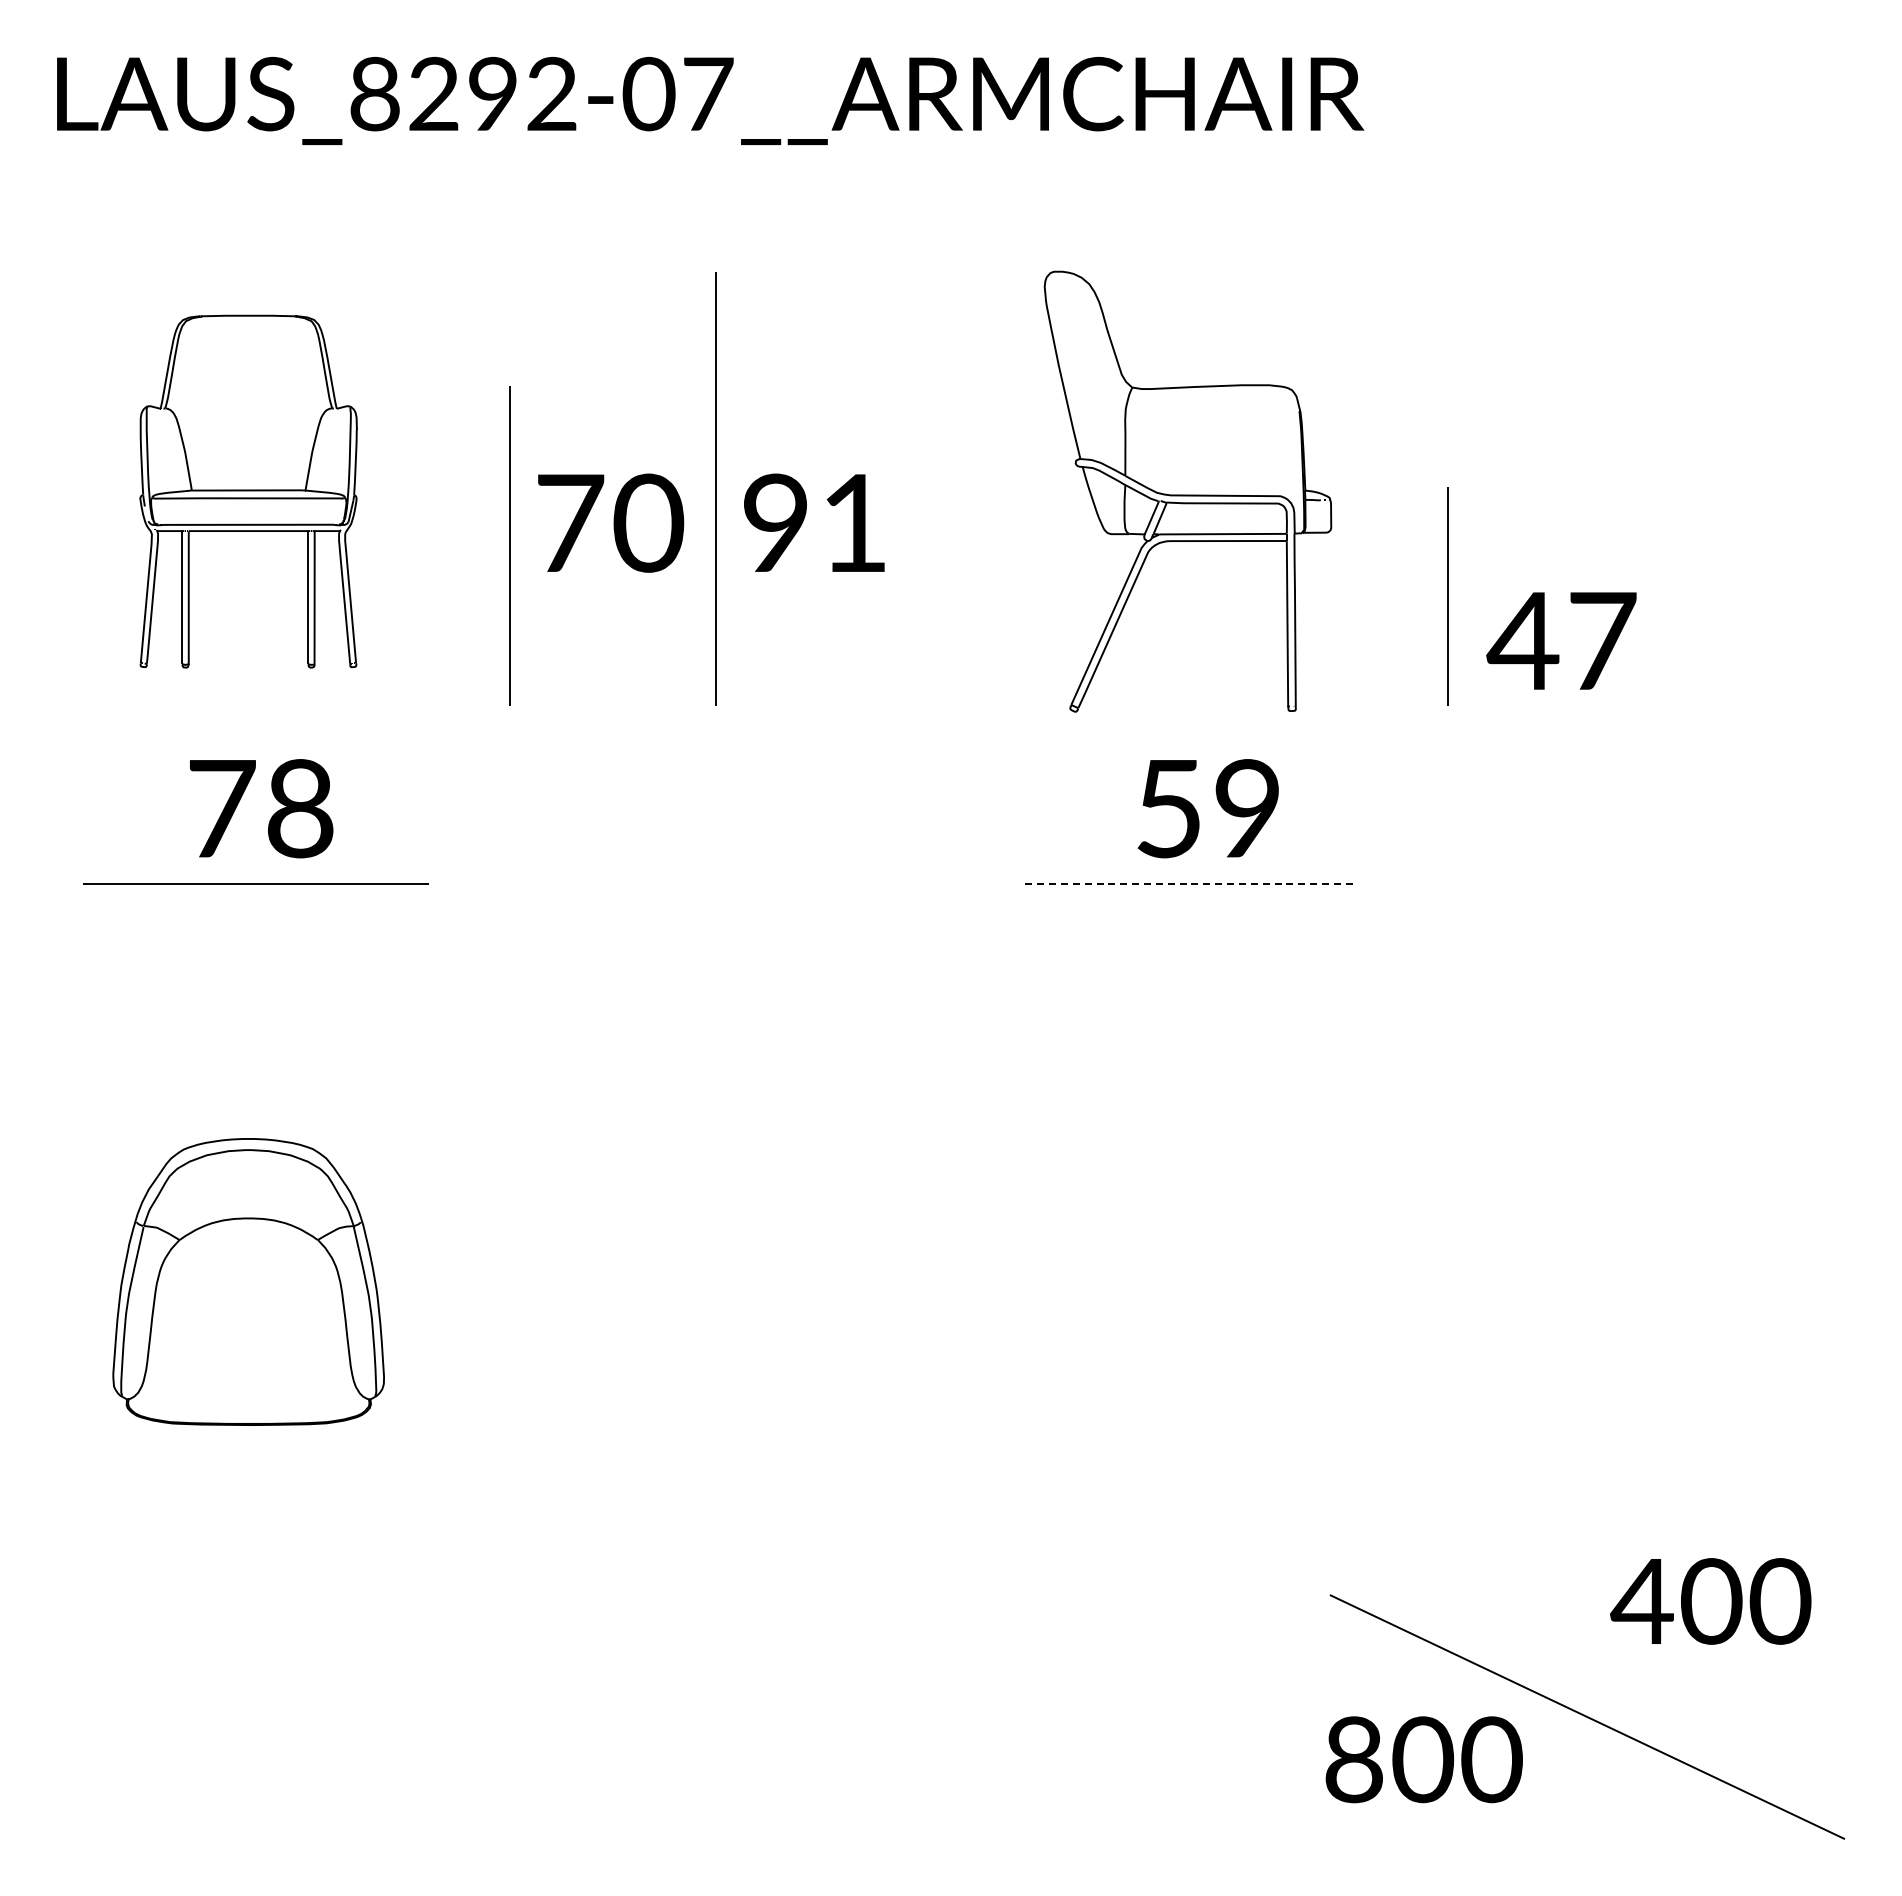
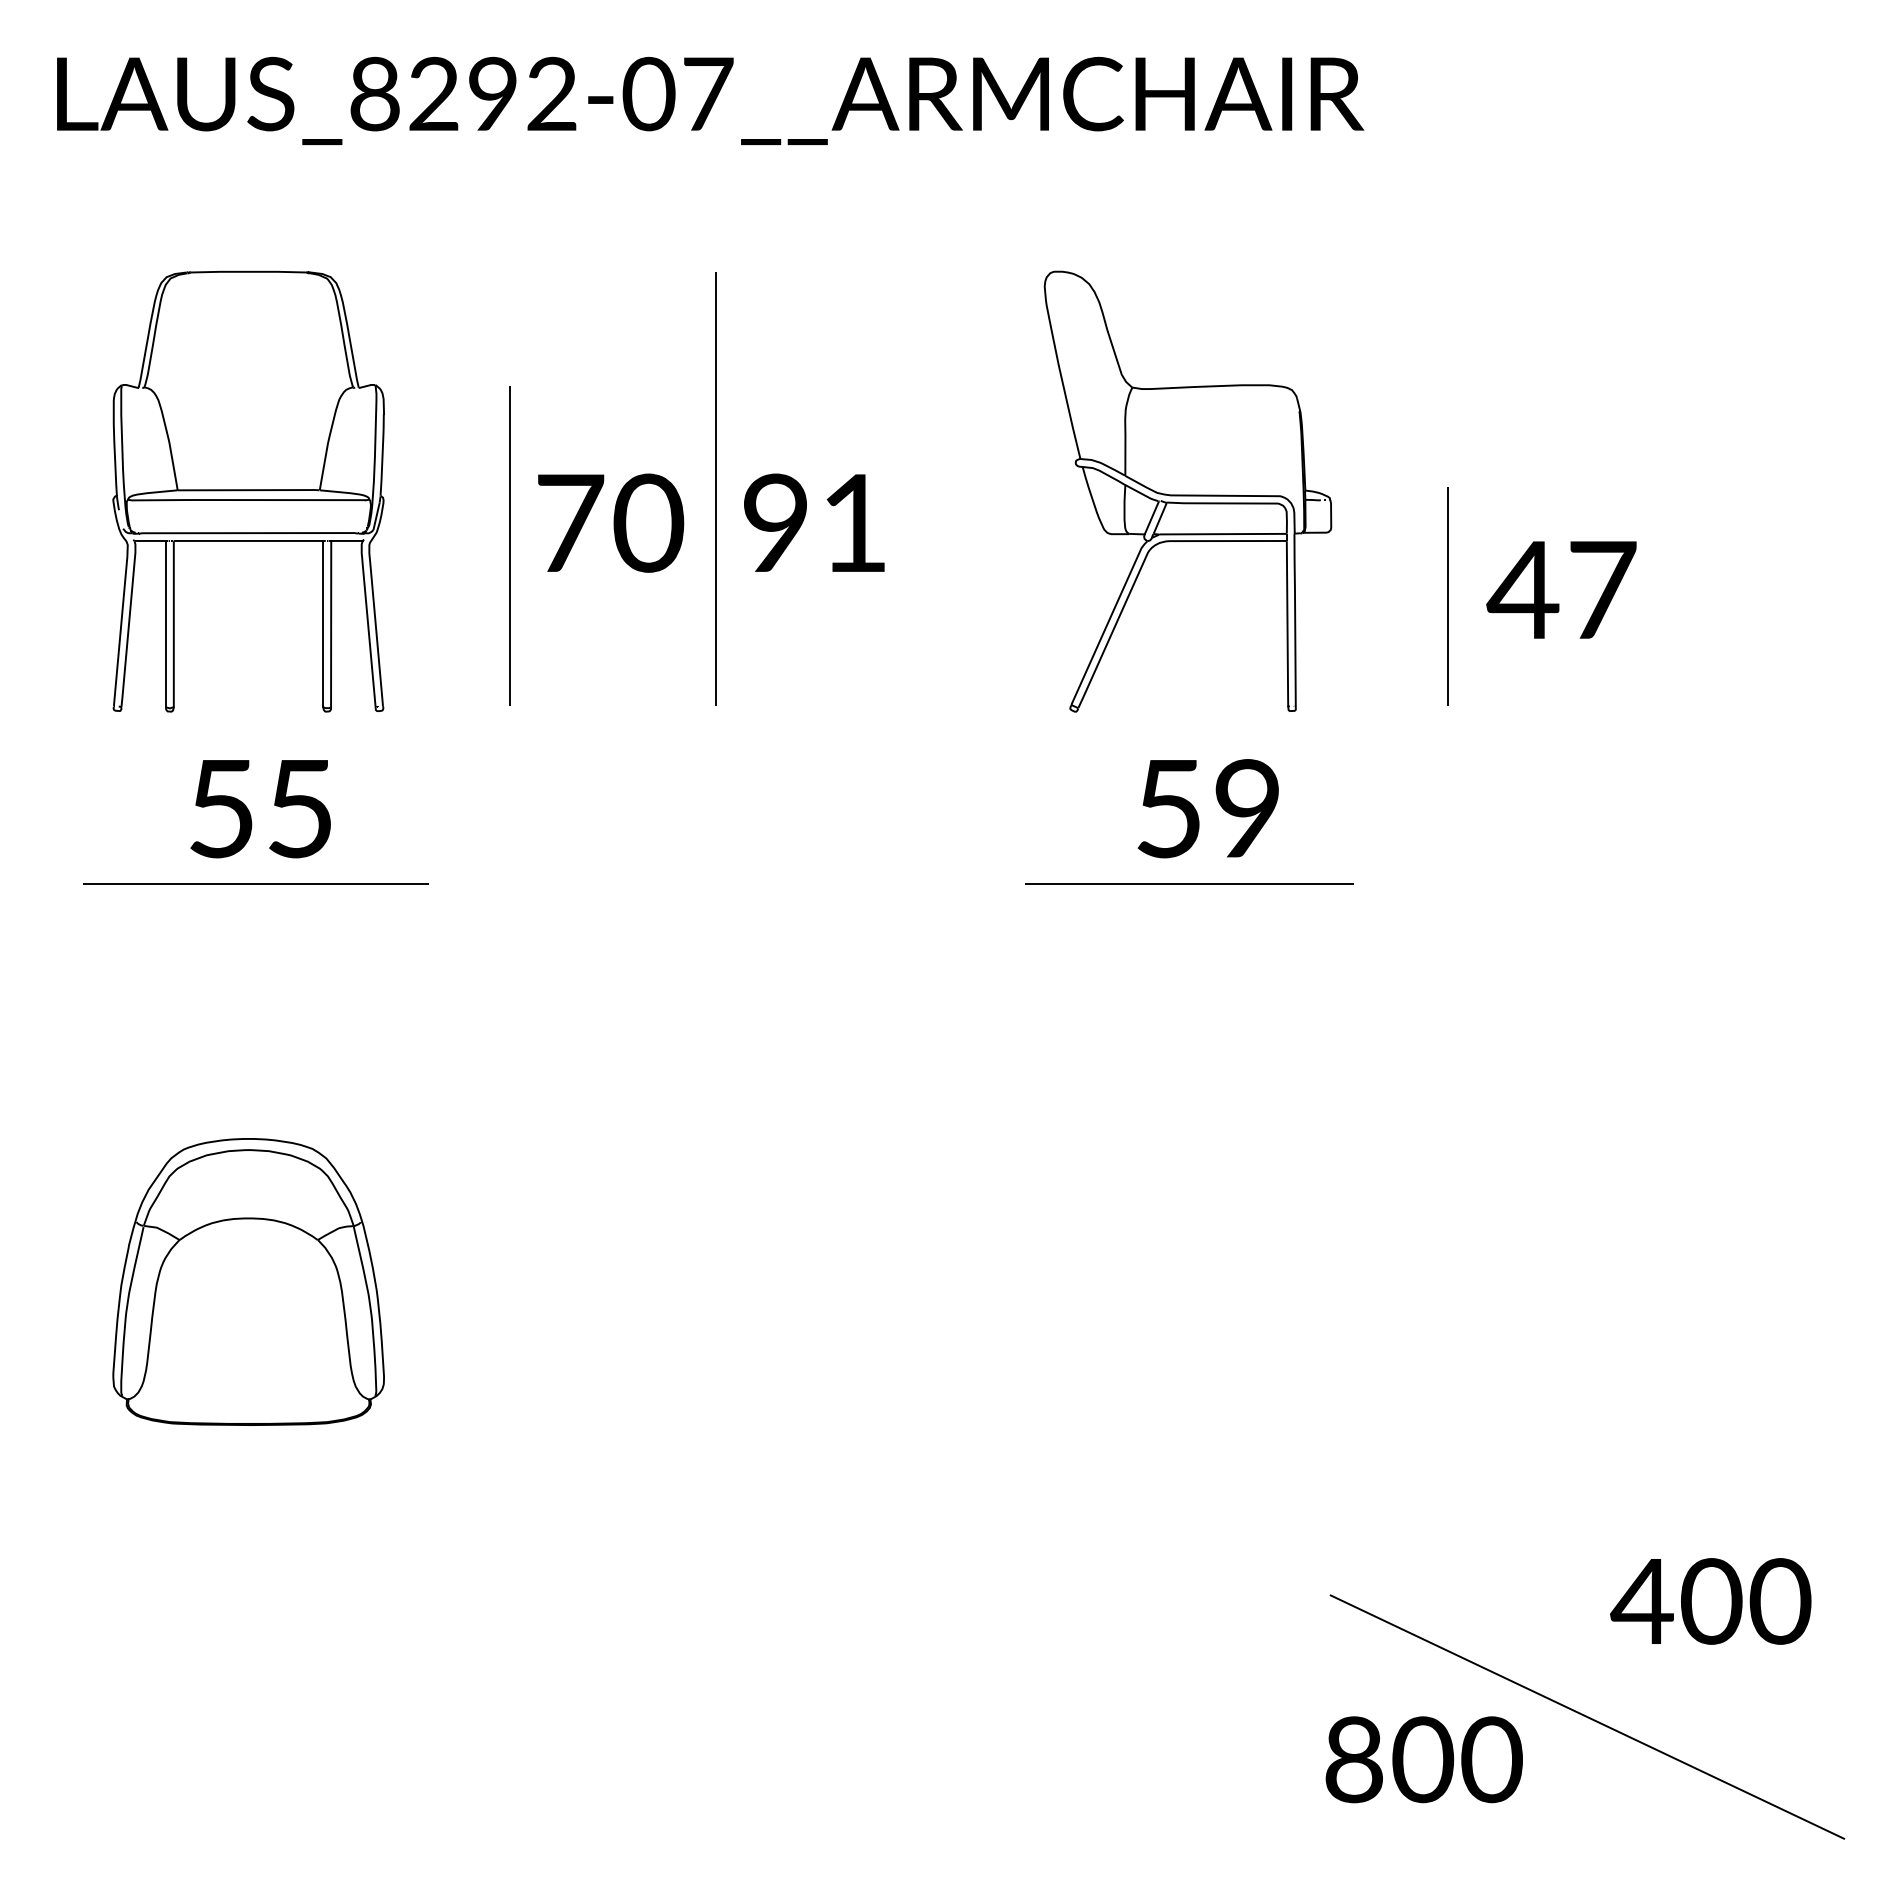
part size: 219x355 px -> 273x443 px (248, 491)
text position: (1561, 640) -> (1561, 589) (1561, 589)
text: 78 -> 55 (261, 808)
line: dashed -> solid (1189, 884)
